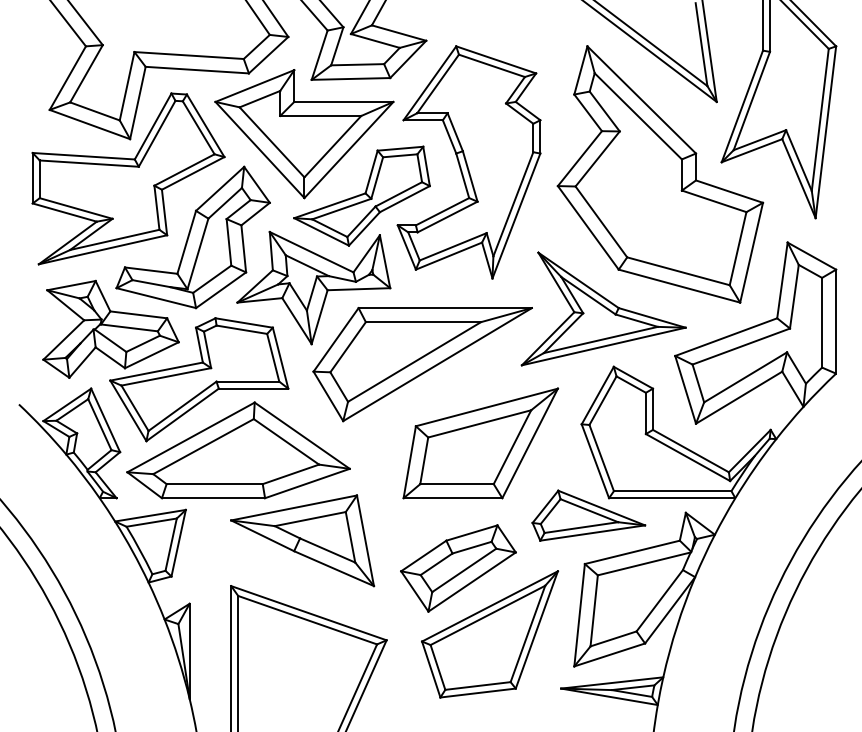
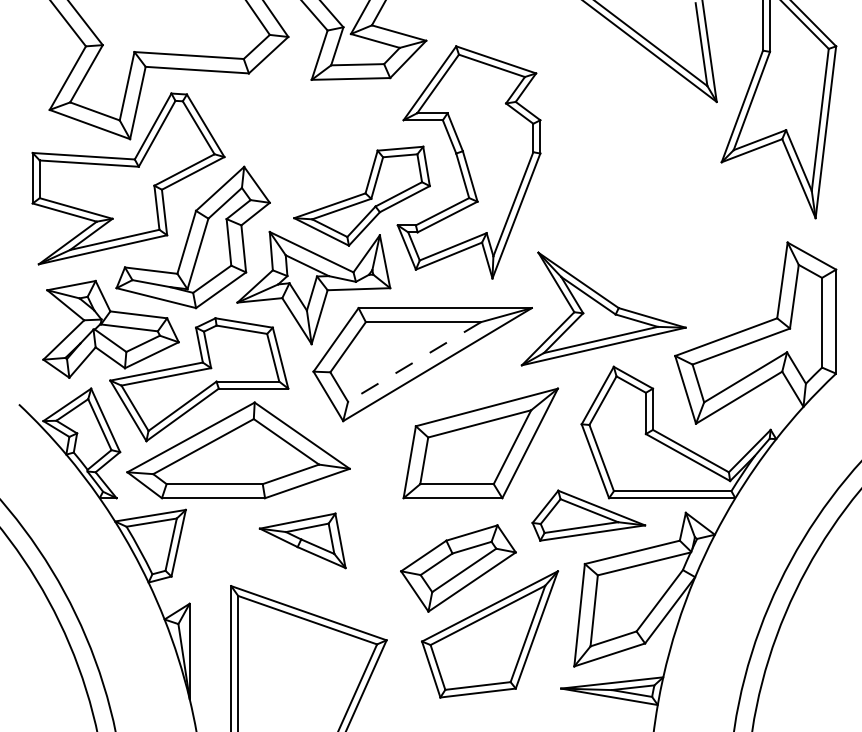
part: present -> none (304, 134)
part: present -> none (660, 174)
line: solid -> dashed (414, 361)
part size: 146x94 px -> 89x58 px (302, 540)
